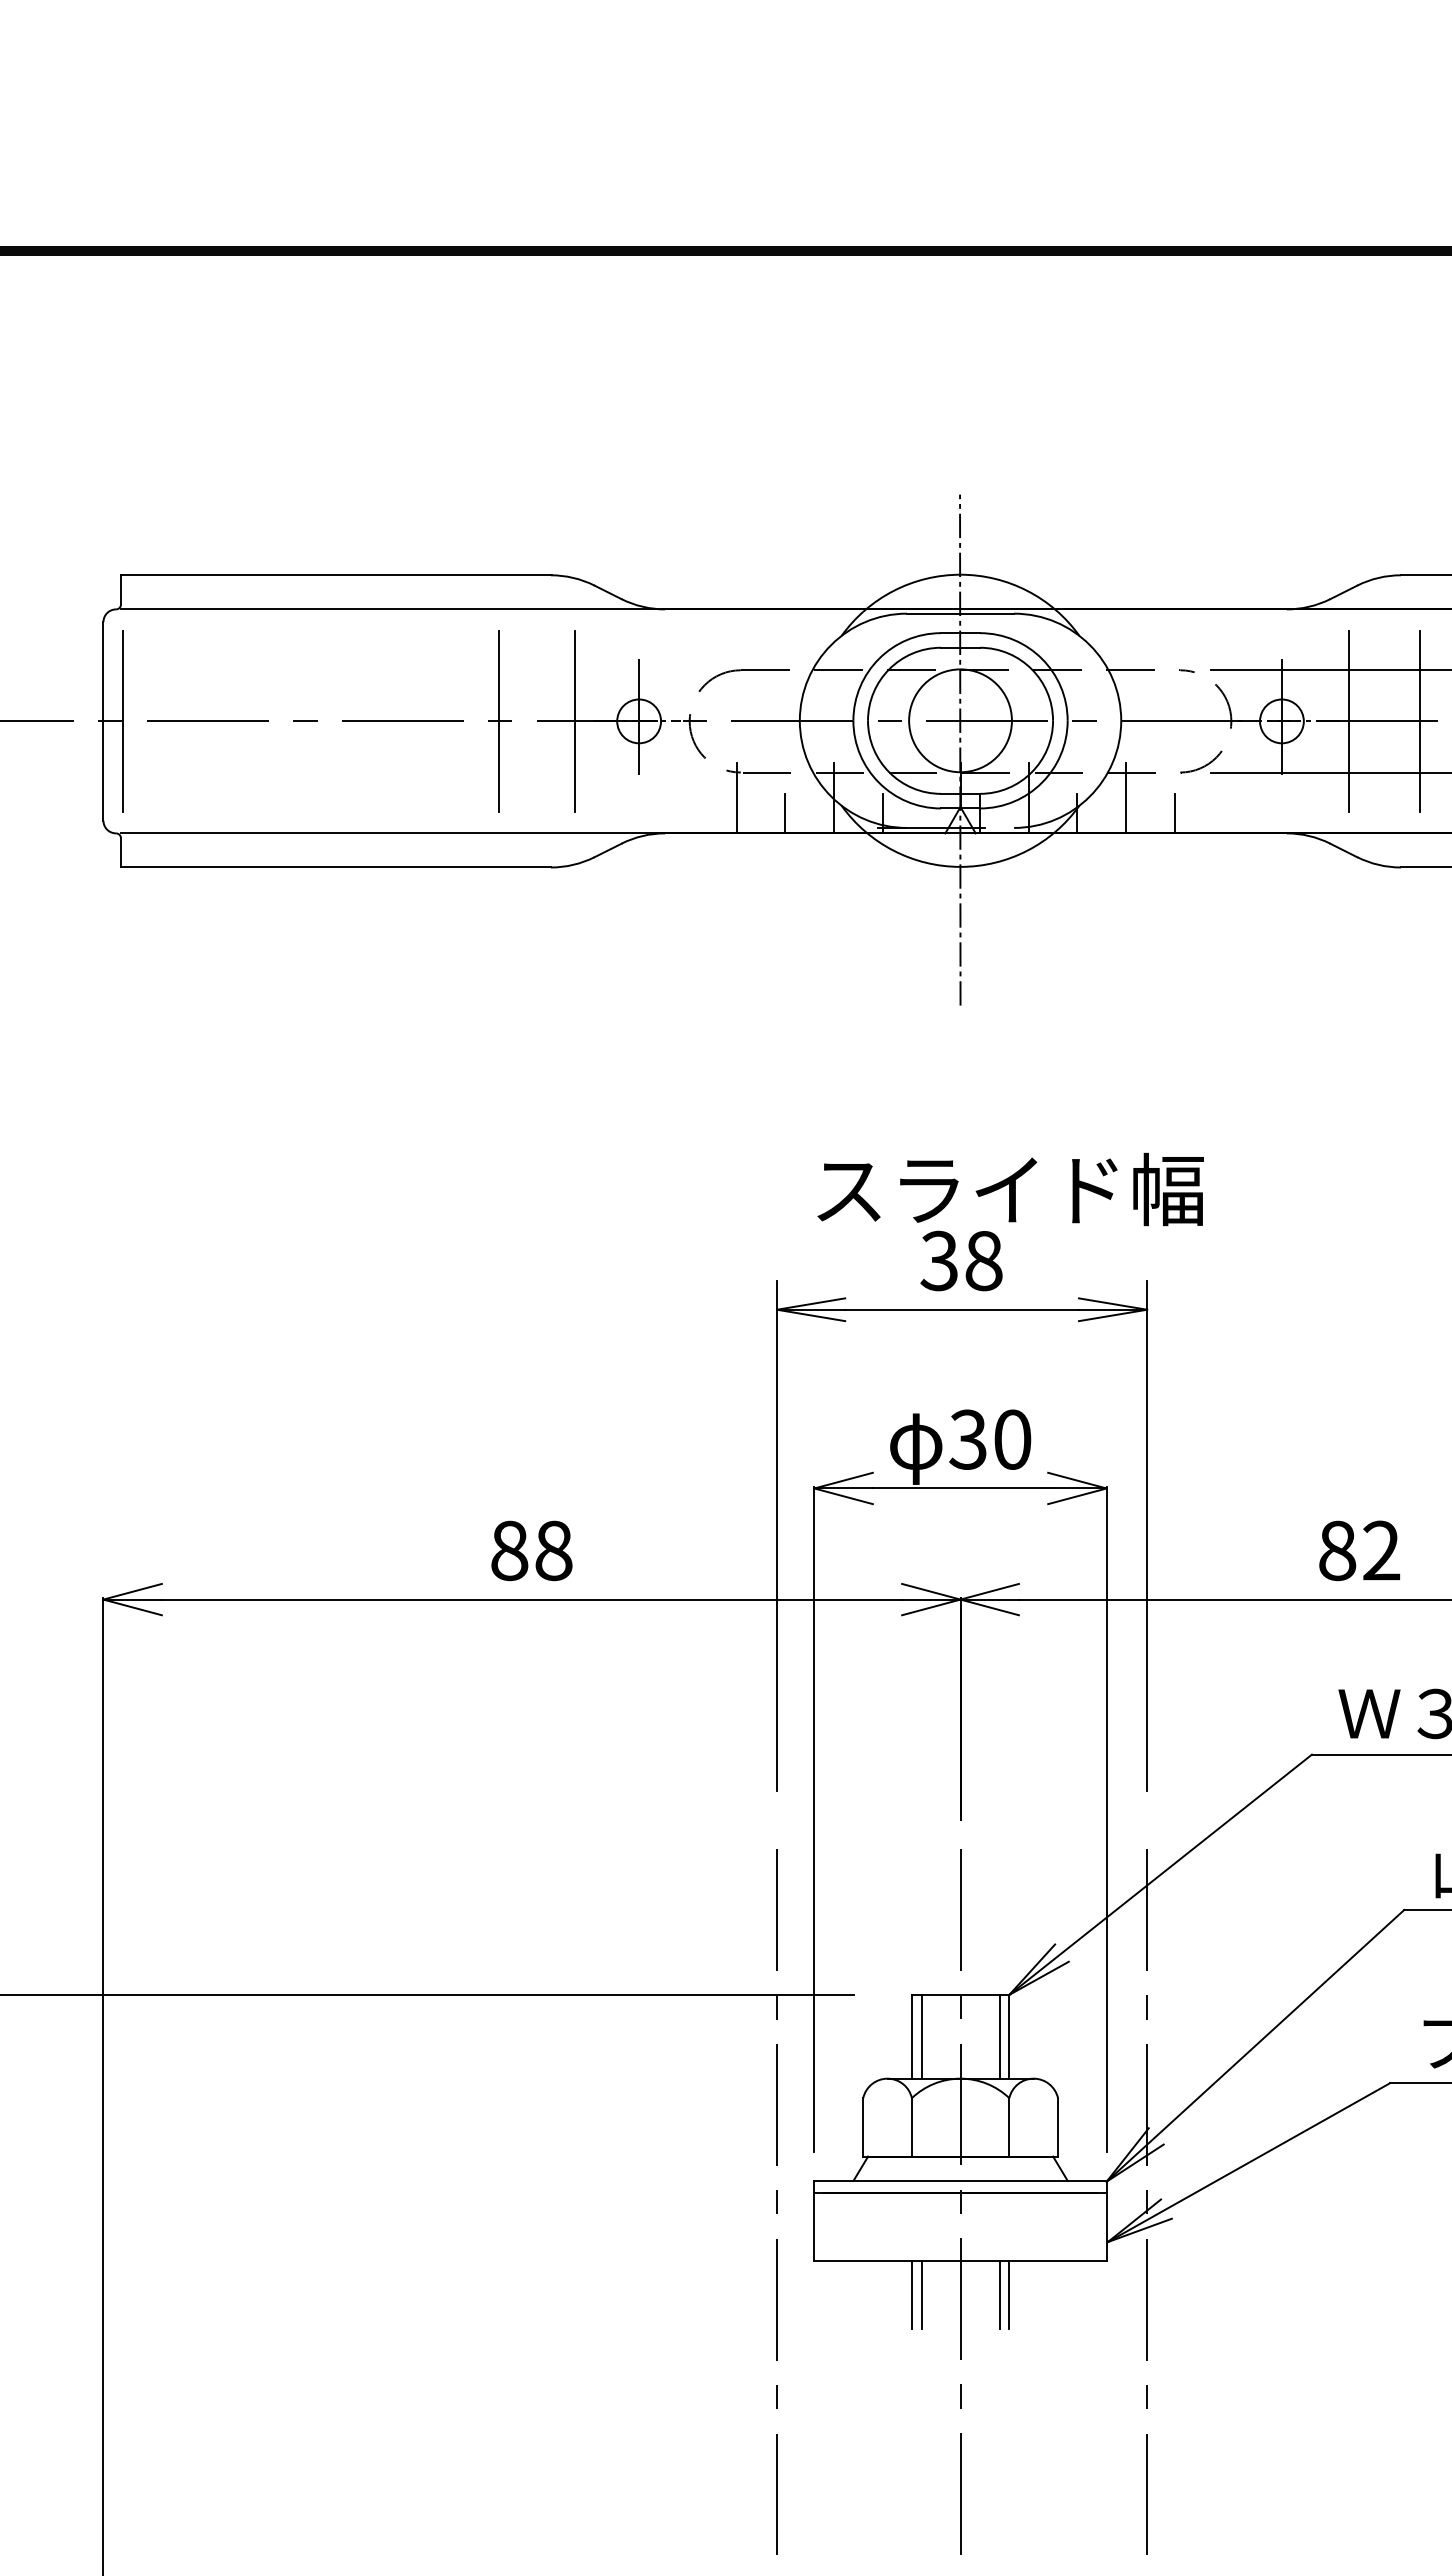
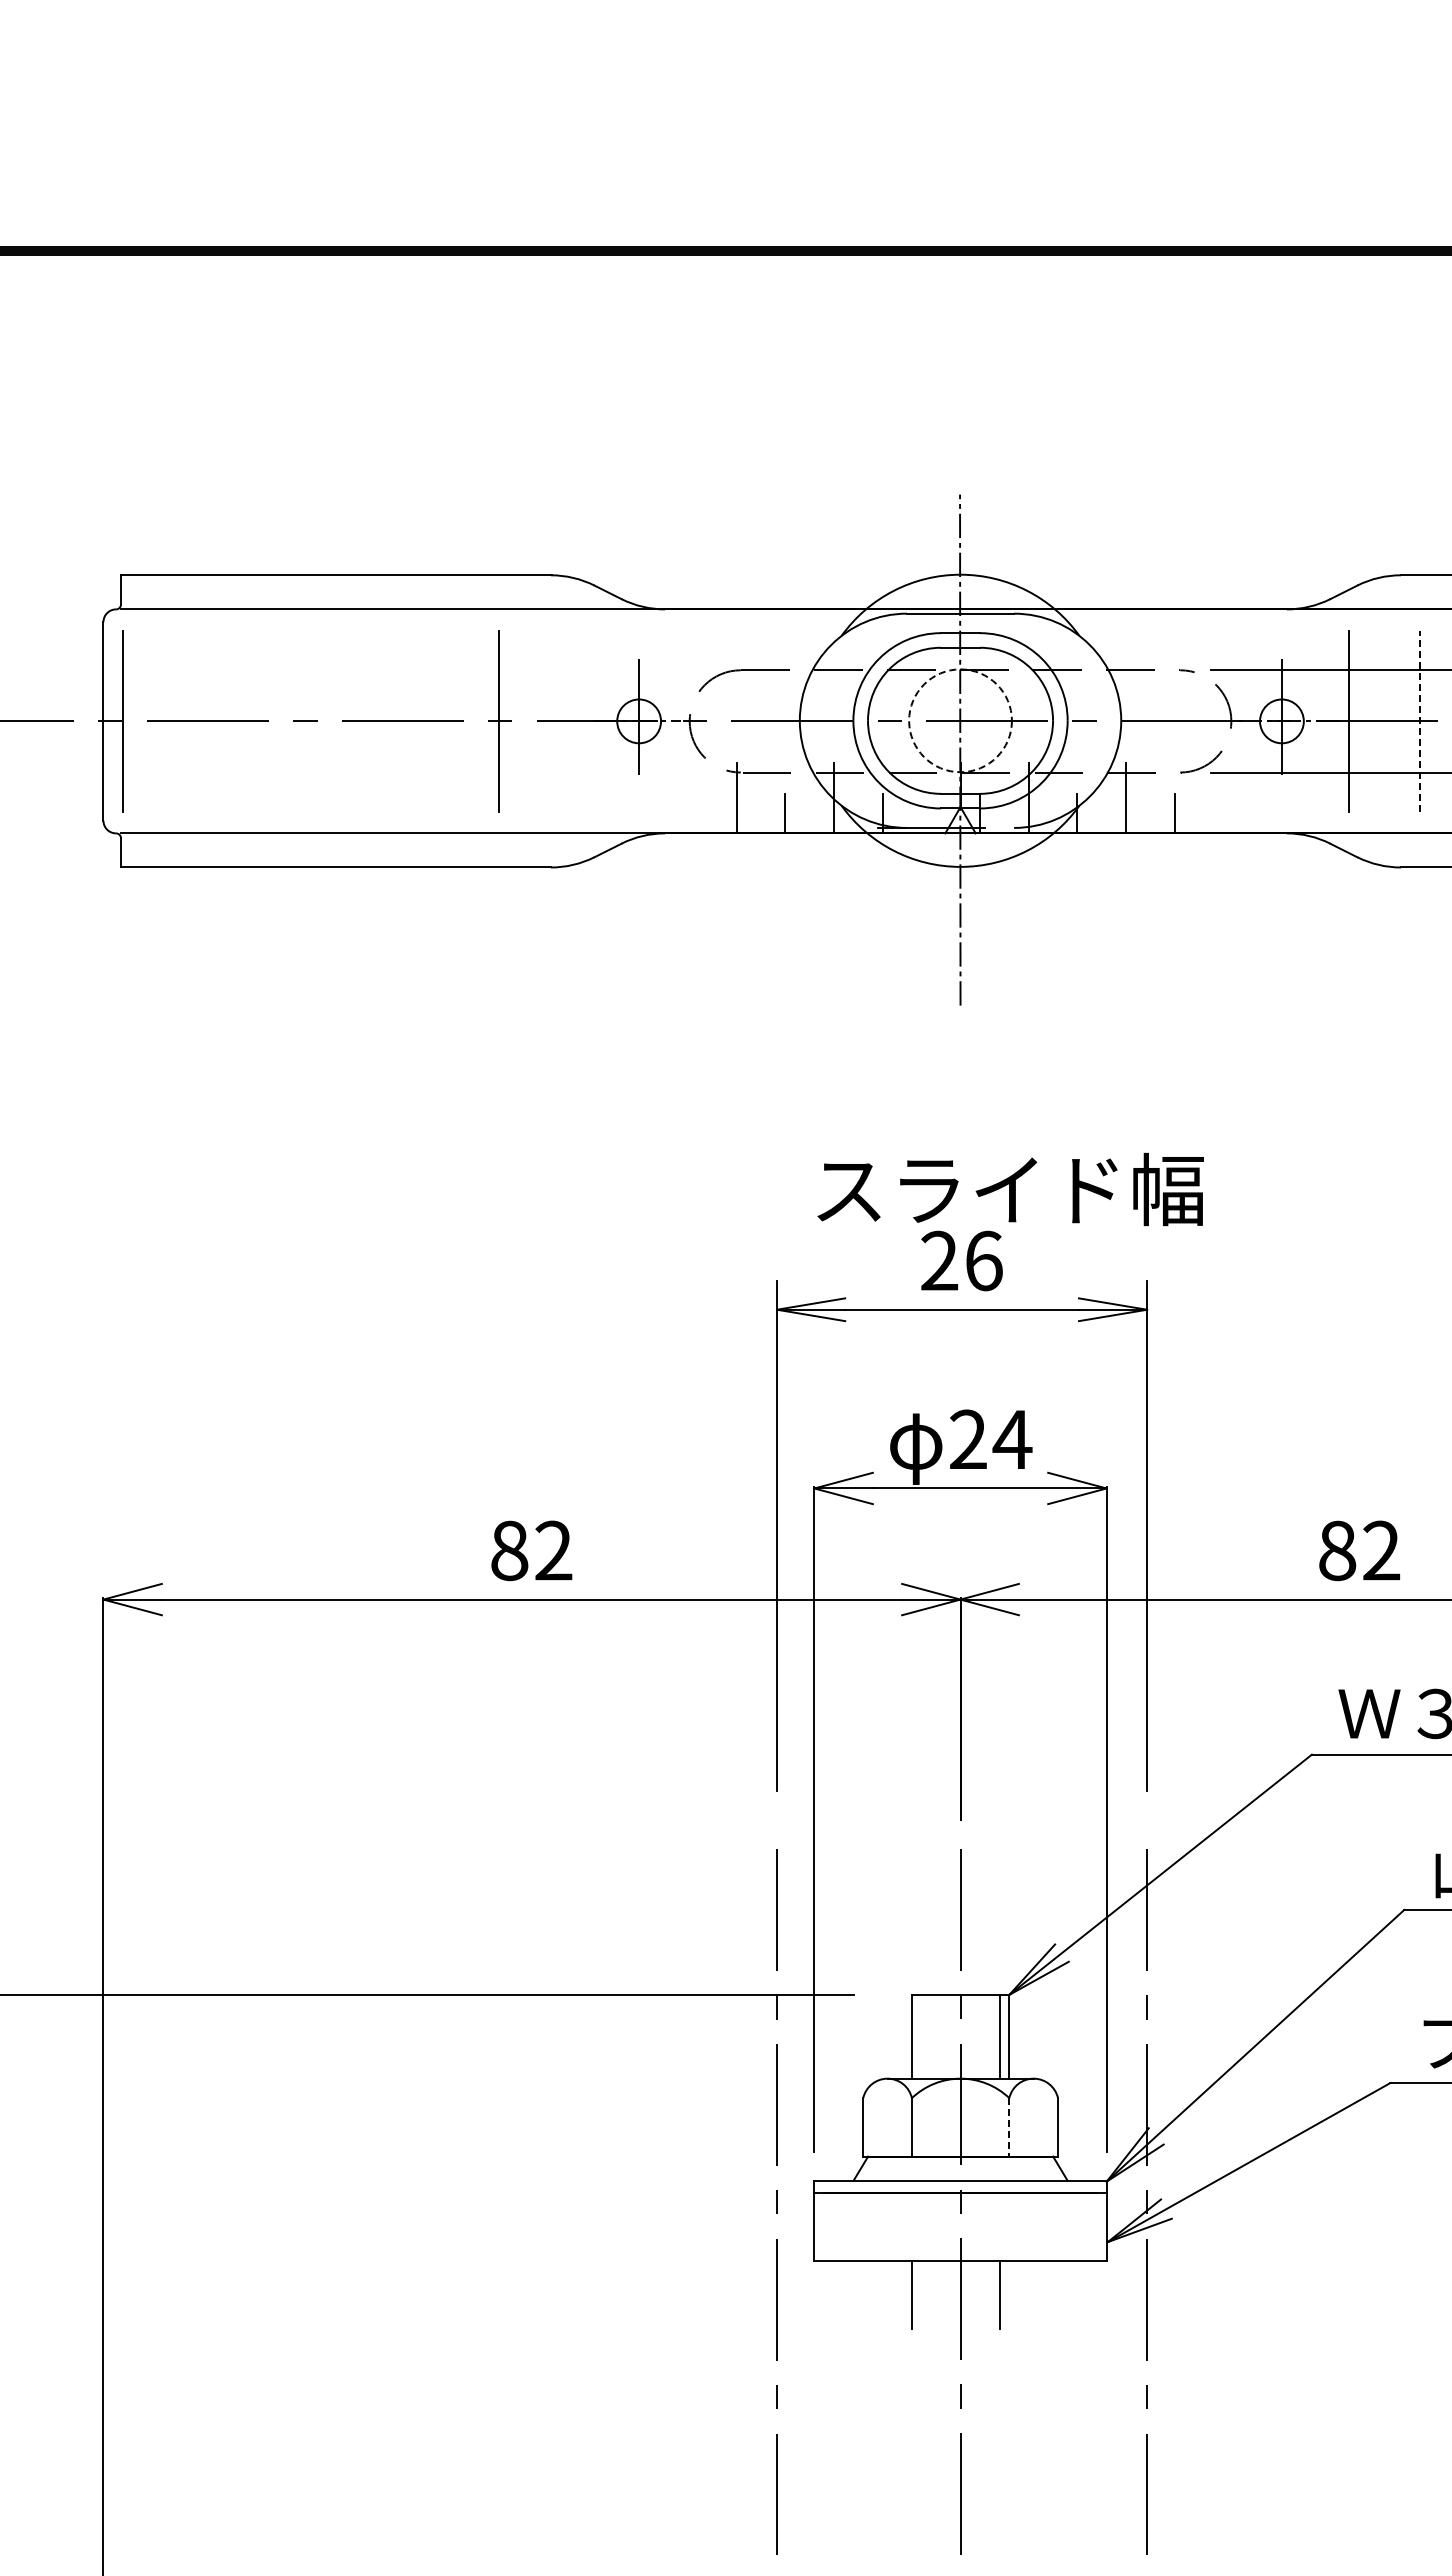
line: present -> none (575, 720)
circle: solid -> dashed (960, 720)
line: solid -> dashed (1419, 721)
text: 38 -> 26 (961, 1260)
text: 30 -> 24 (990, 1439)
text: 88 -> 82 (553, 1550)
line: present -> none (921, 2036)
line: solid -> dashed (1009, 2127)
line: present -> none (921, 2294)
line: present -> none (1009, 2294)
